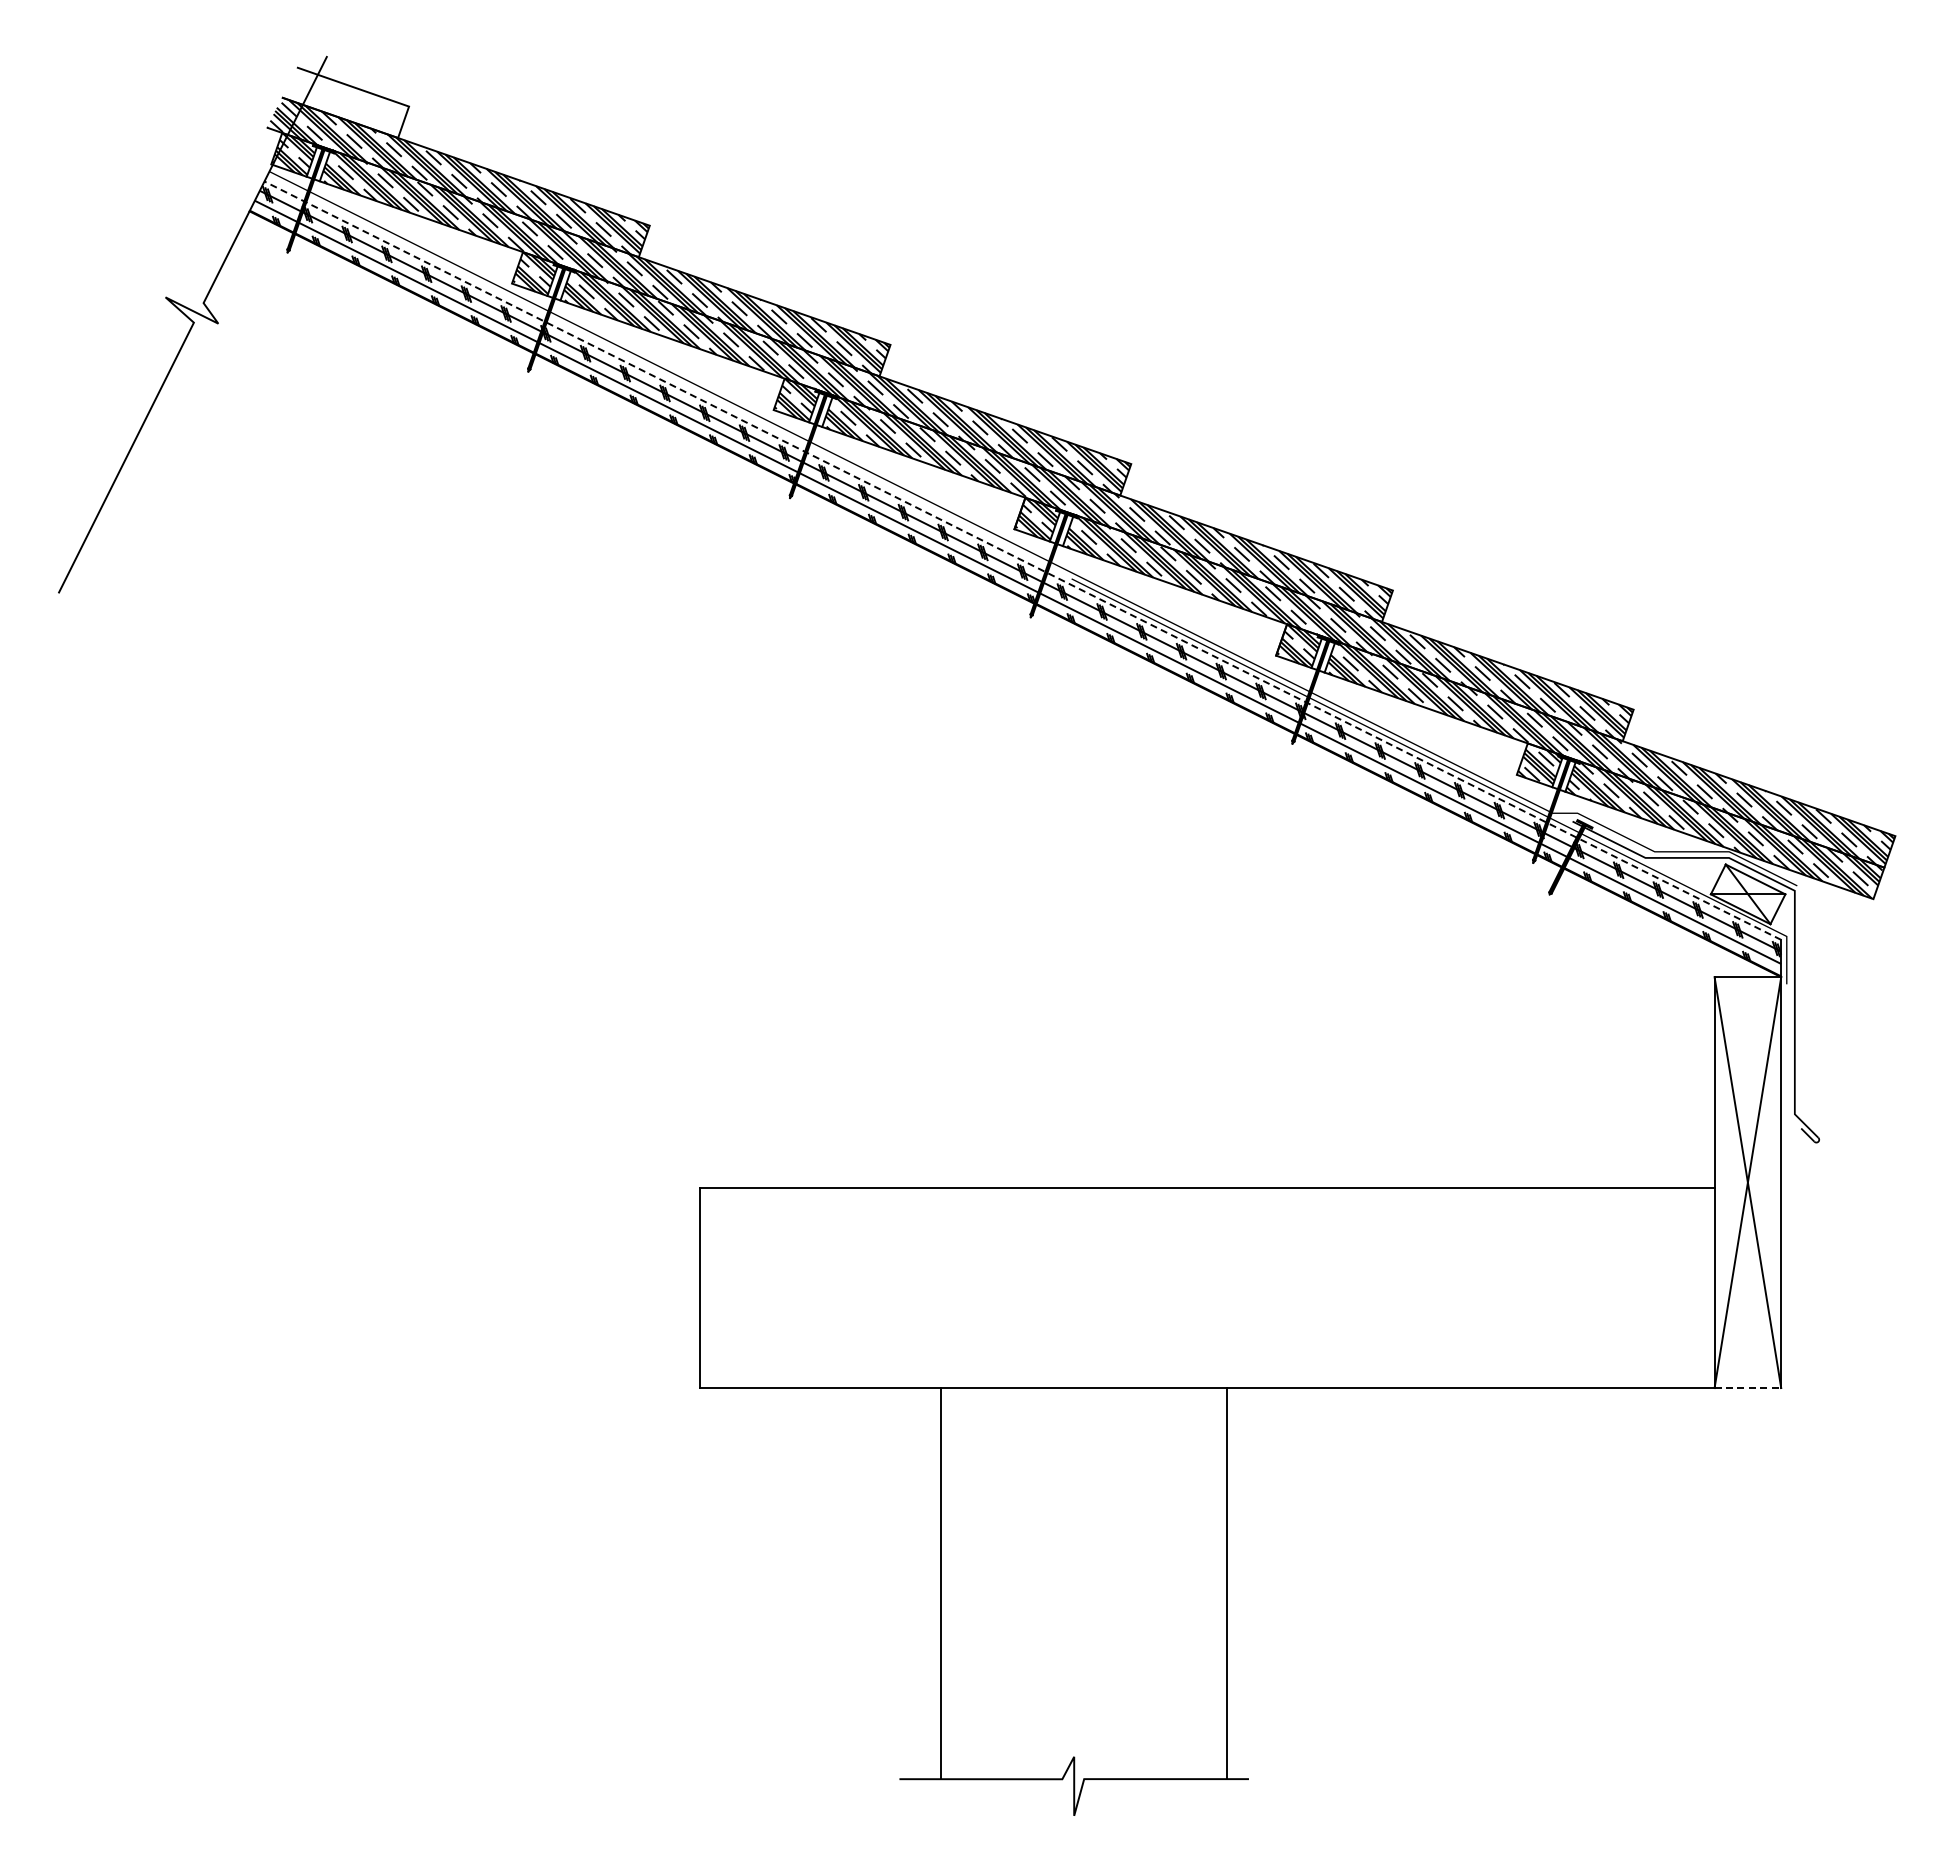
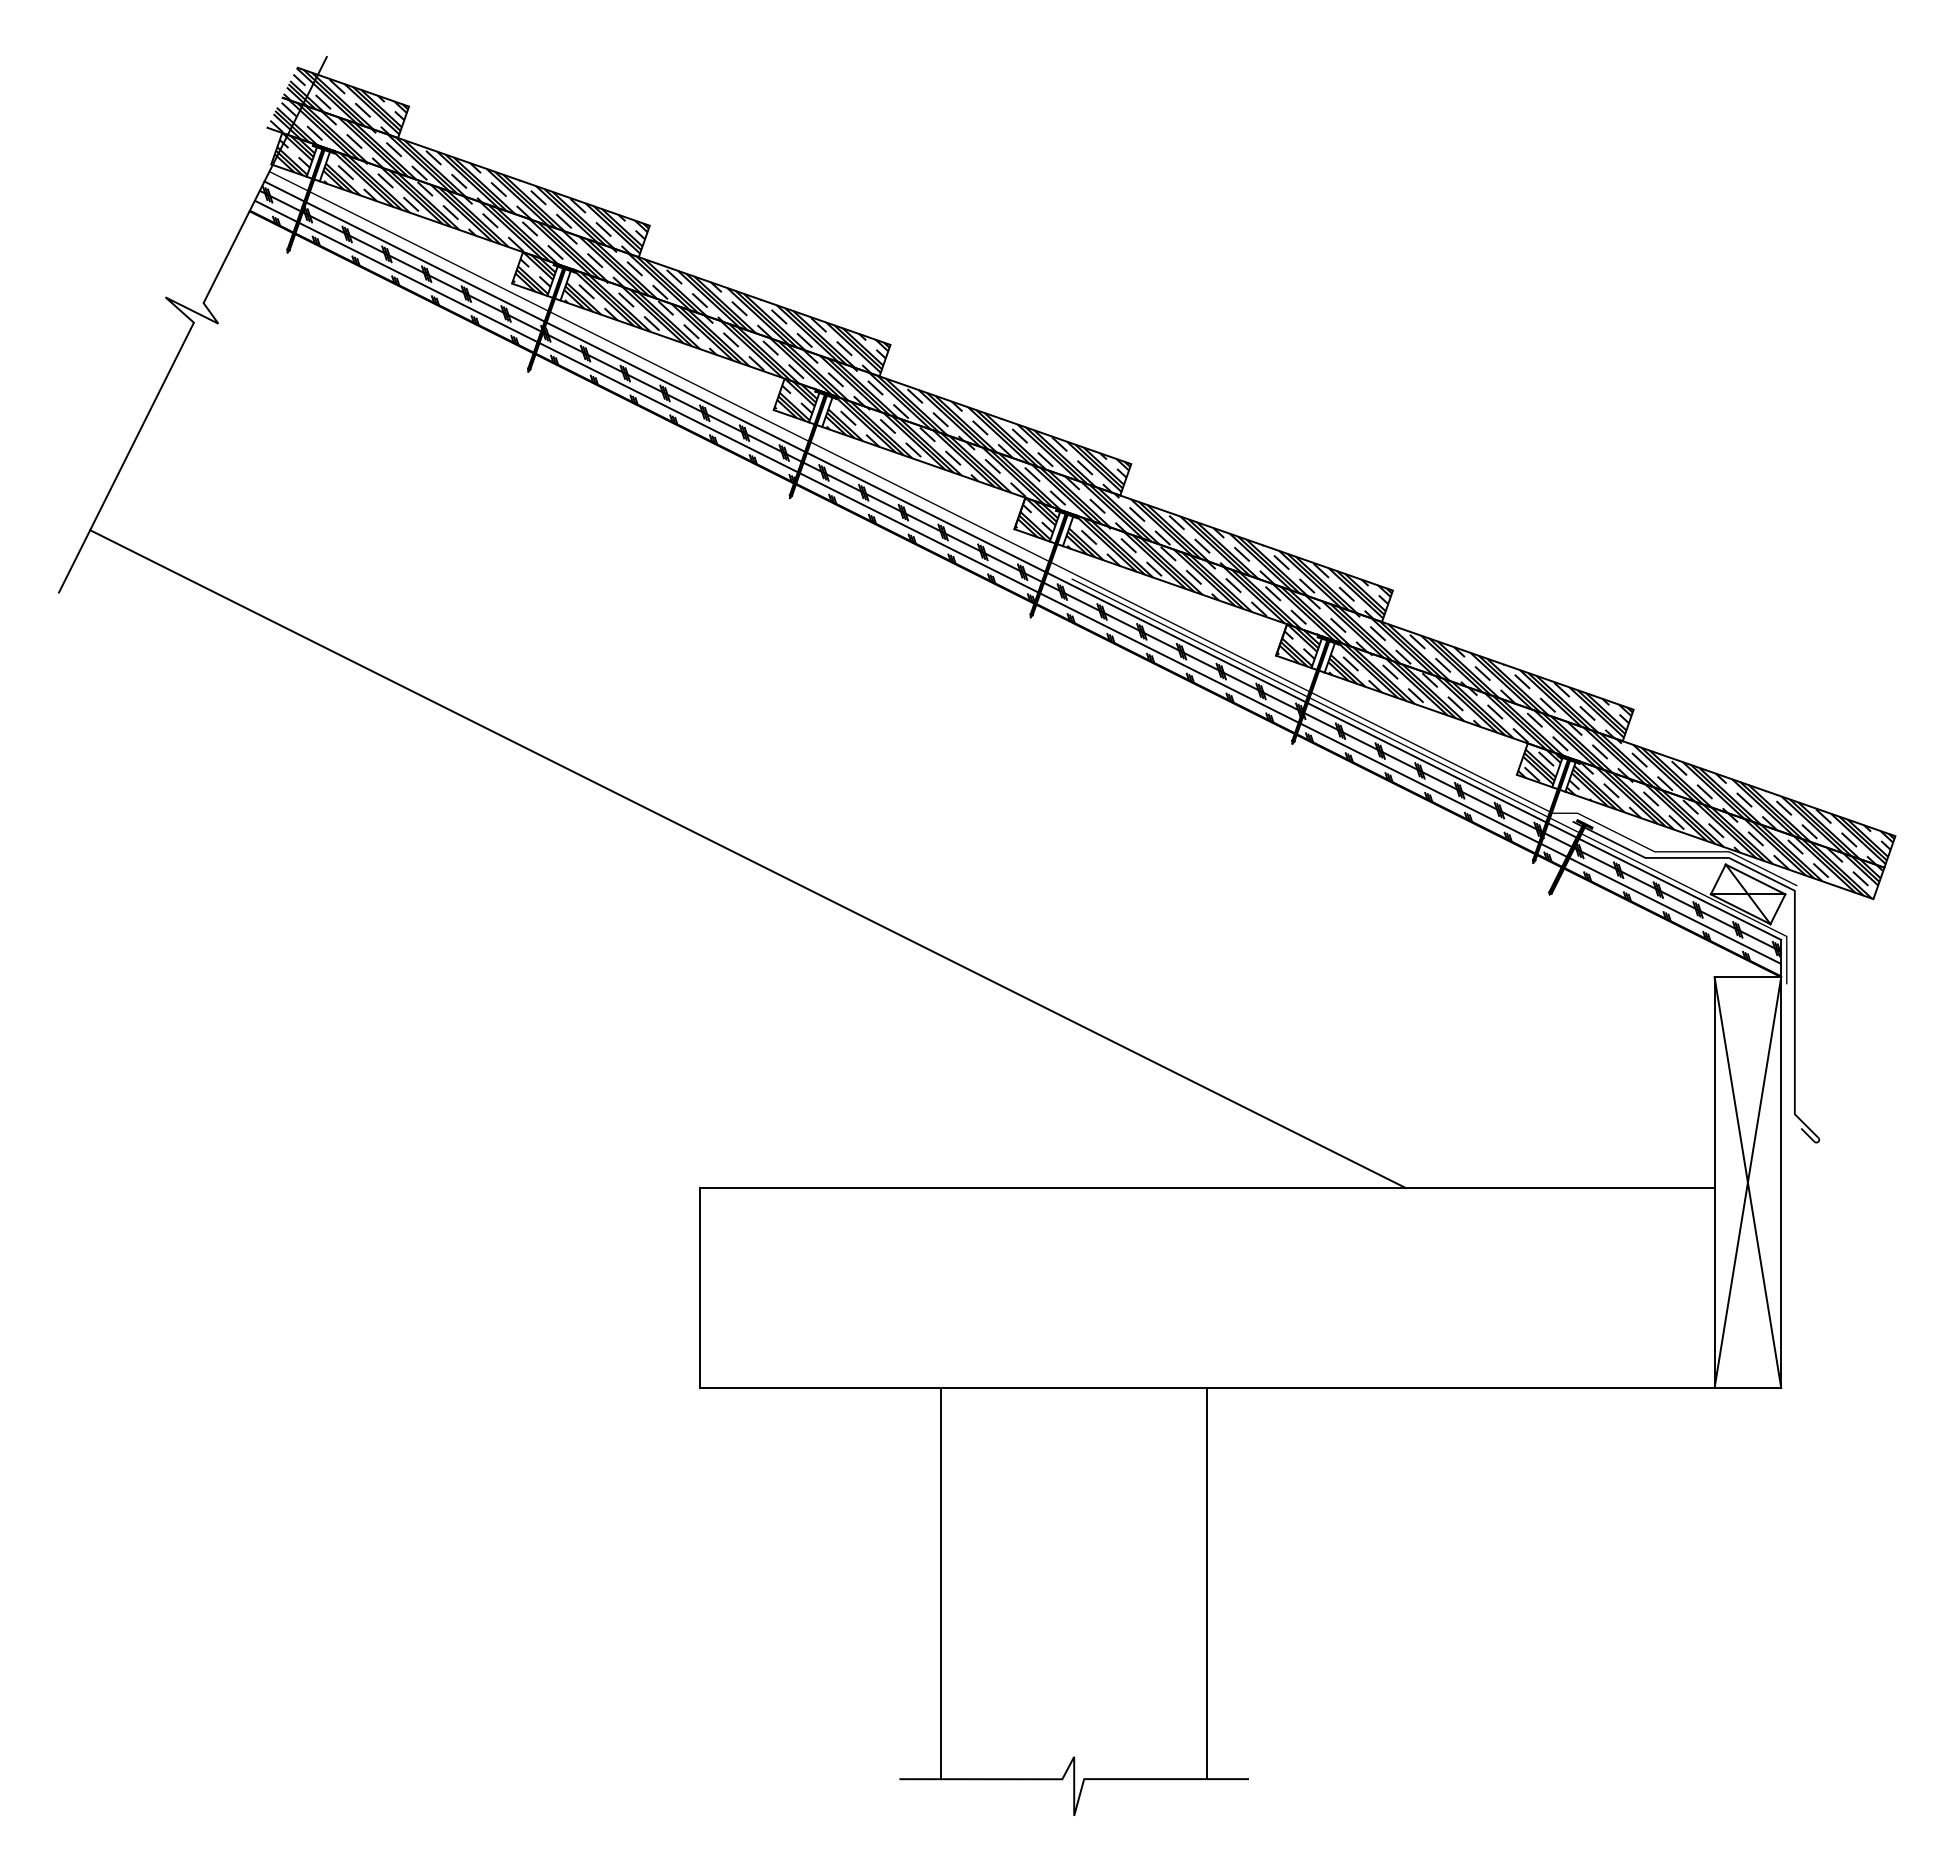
hatch: none -> present (345, 101)
line: dashed -> solid (1022, 560)
line: none -> present (748, 859)
line: dashed -> solid (1748, 1388)
line position: (1227, 1583) -> (1207, 1583) (1207, 1583)
